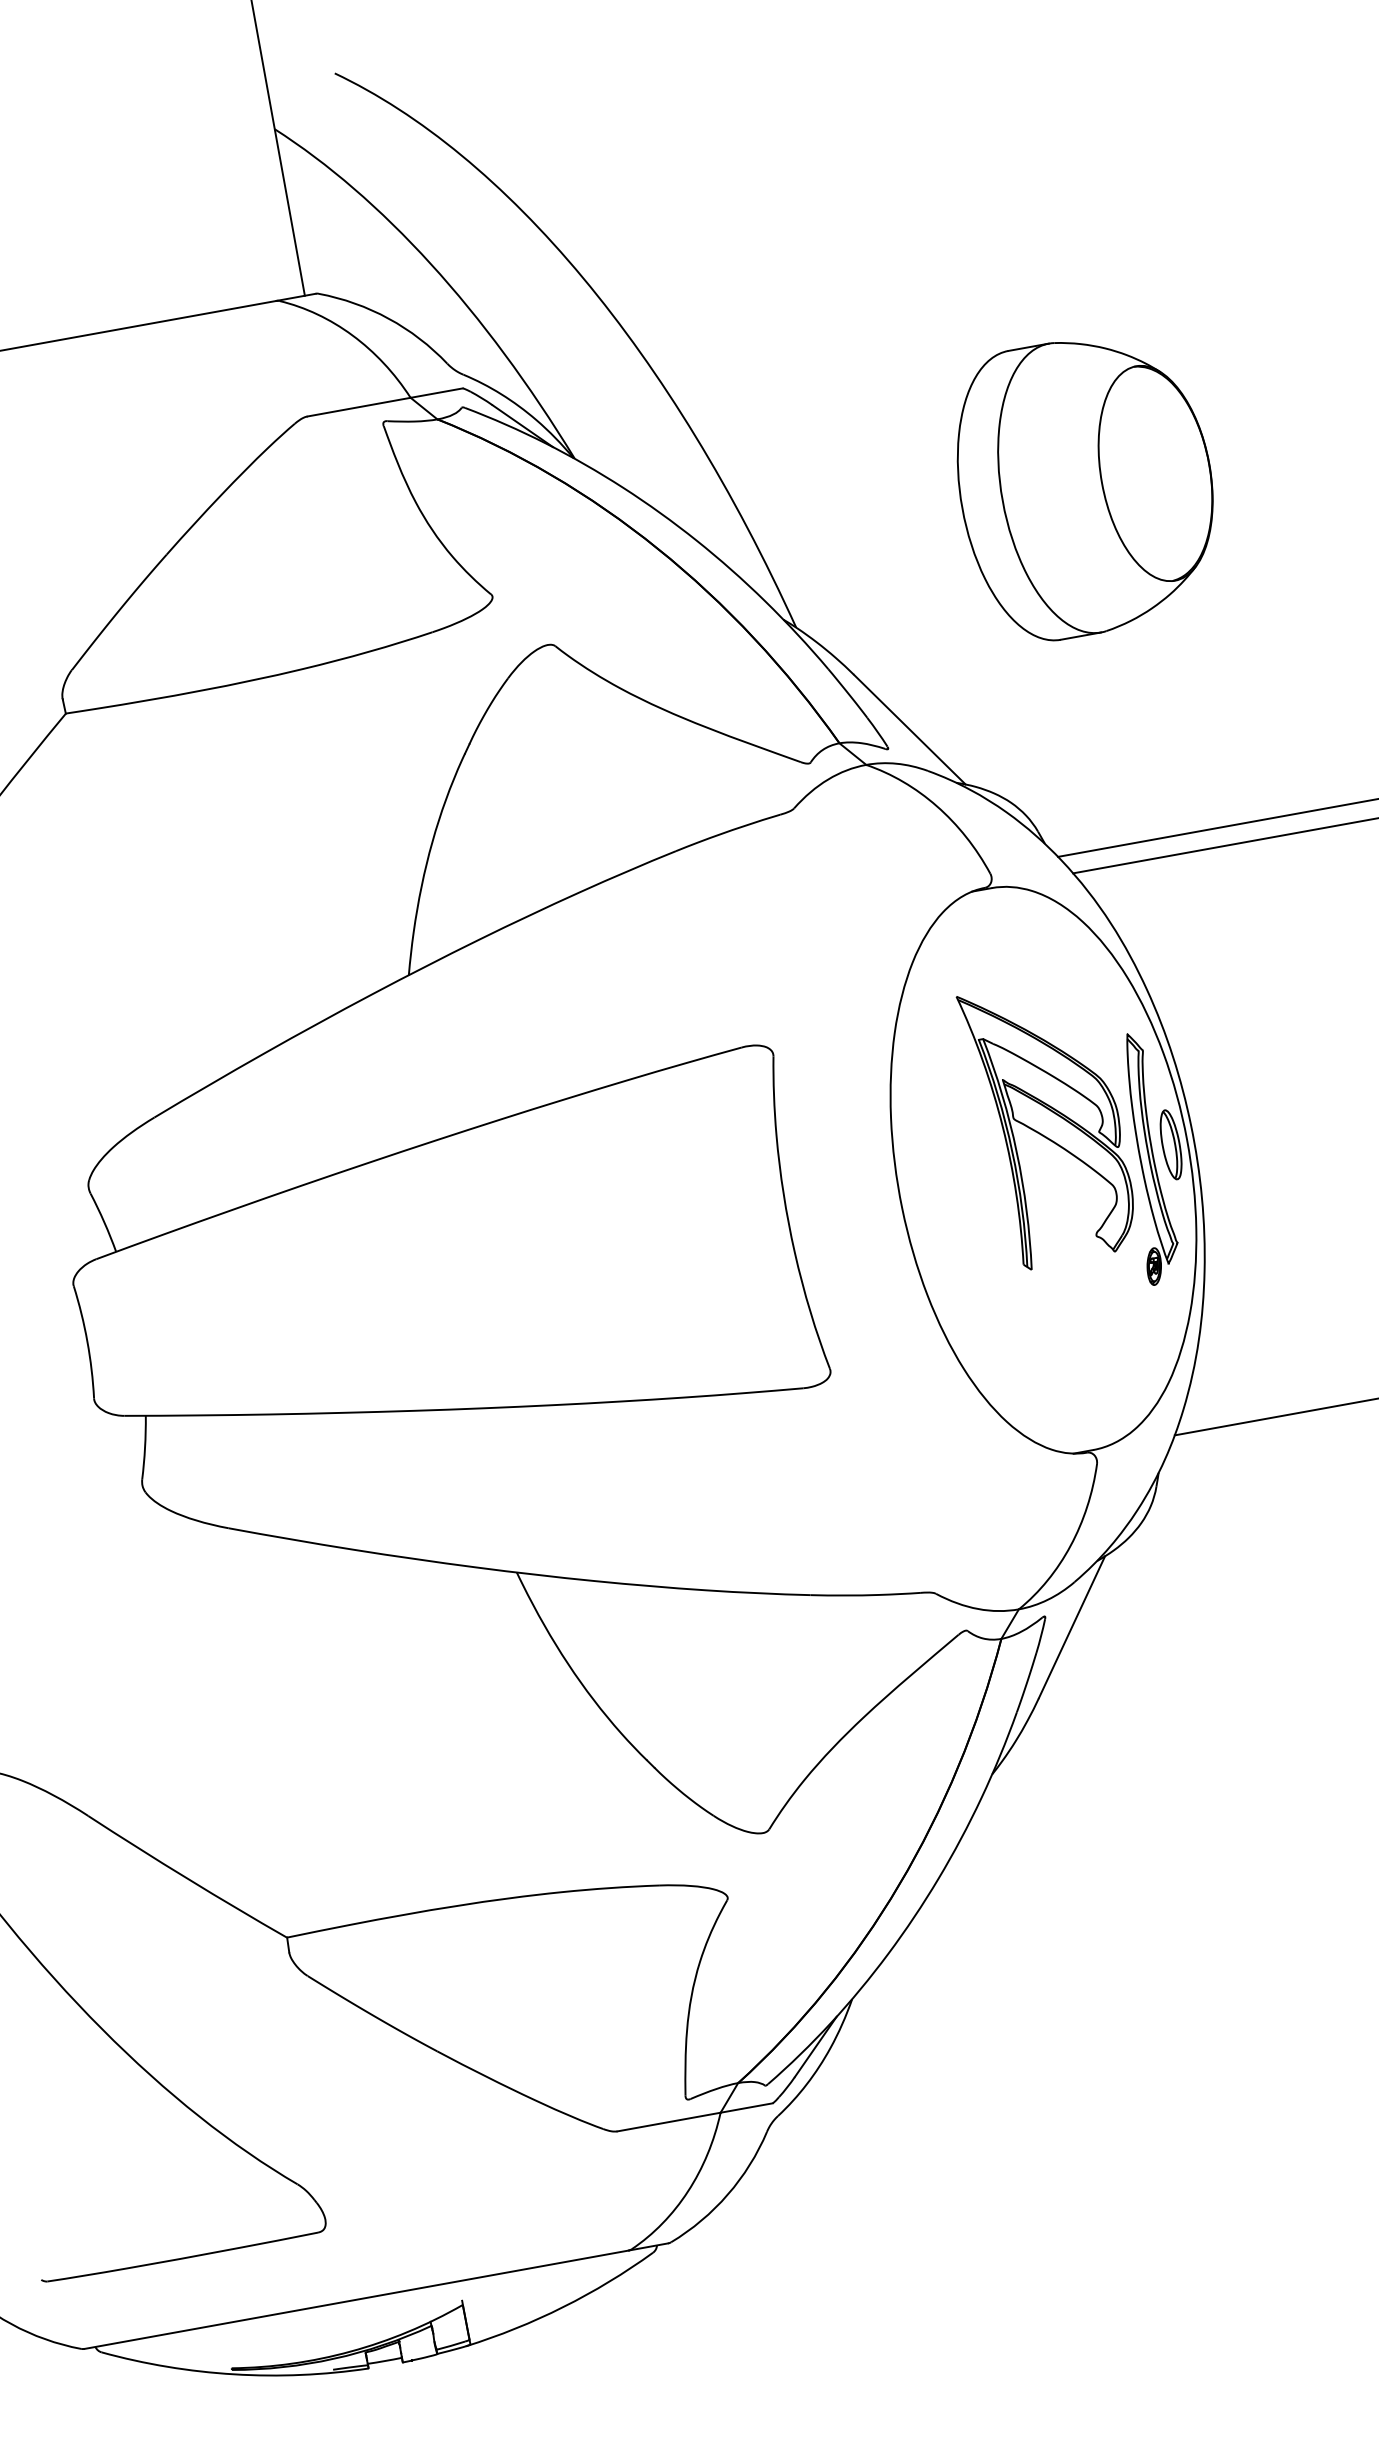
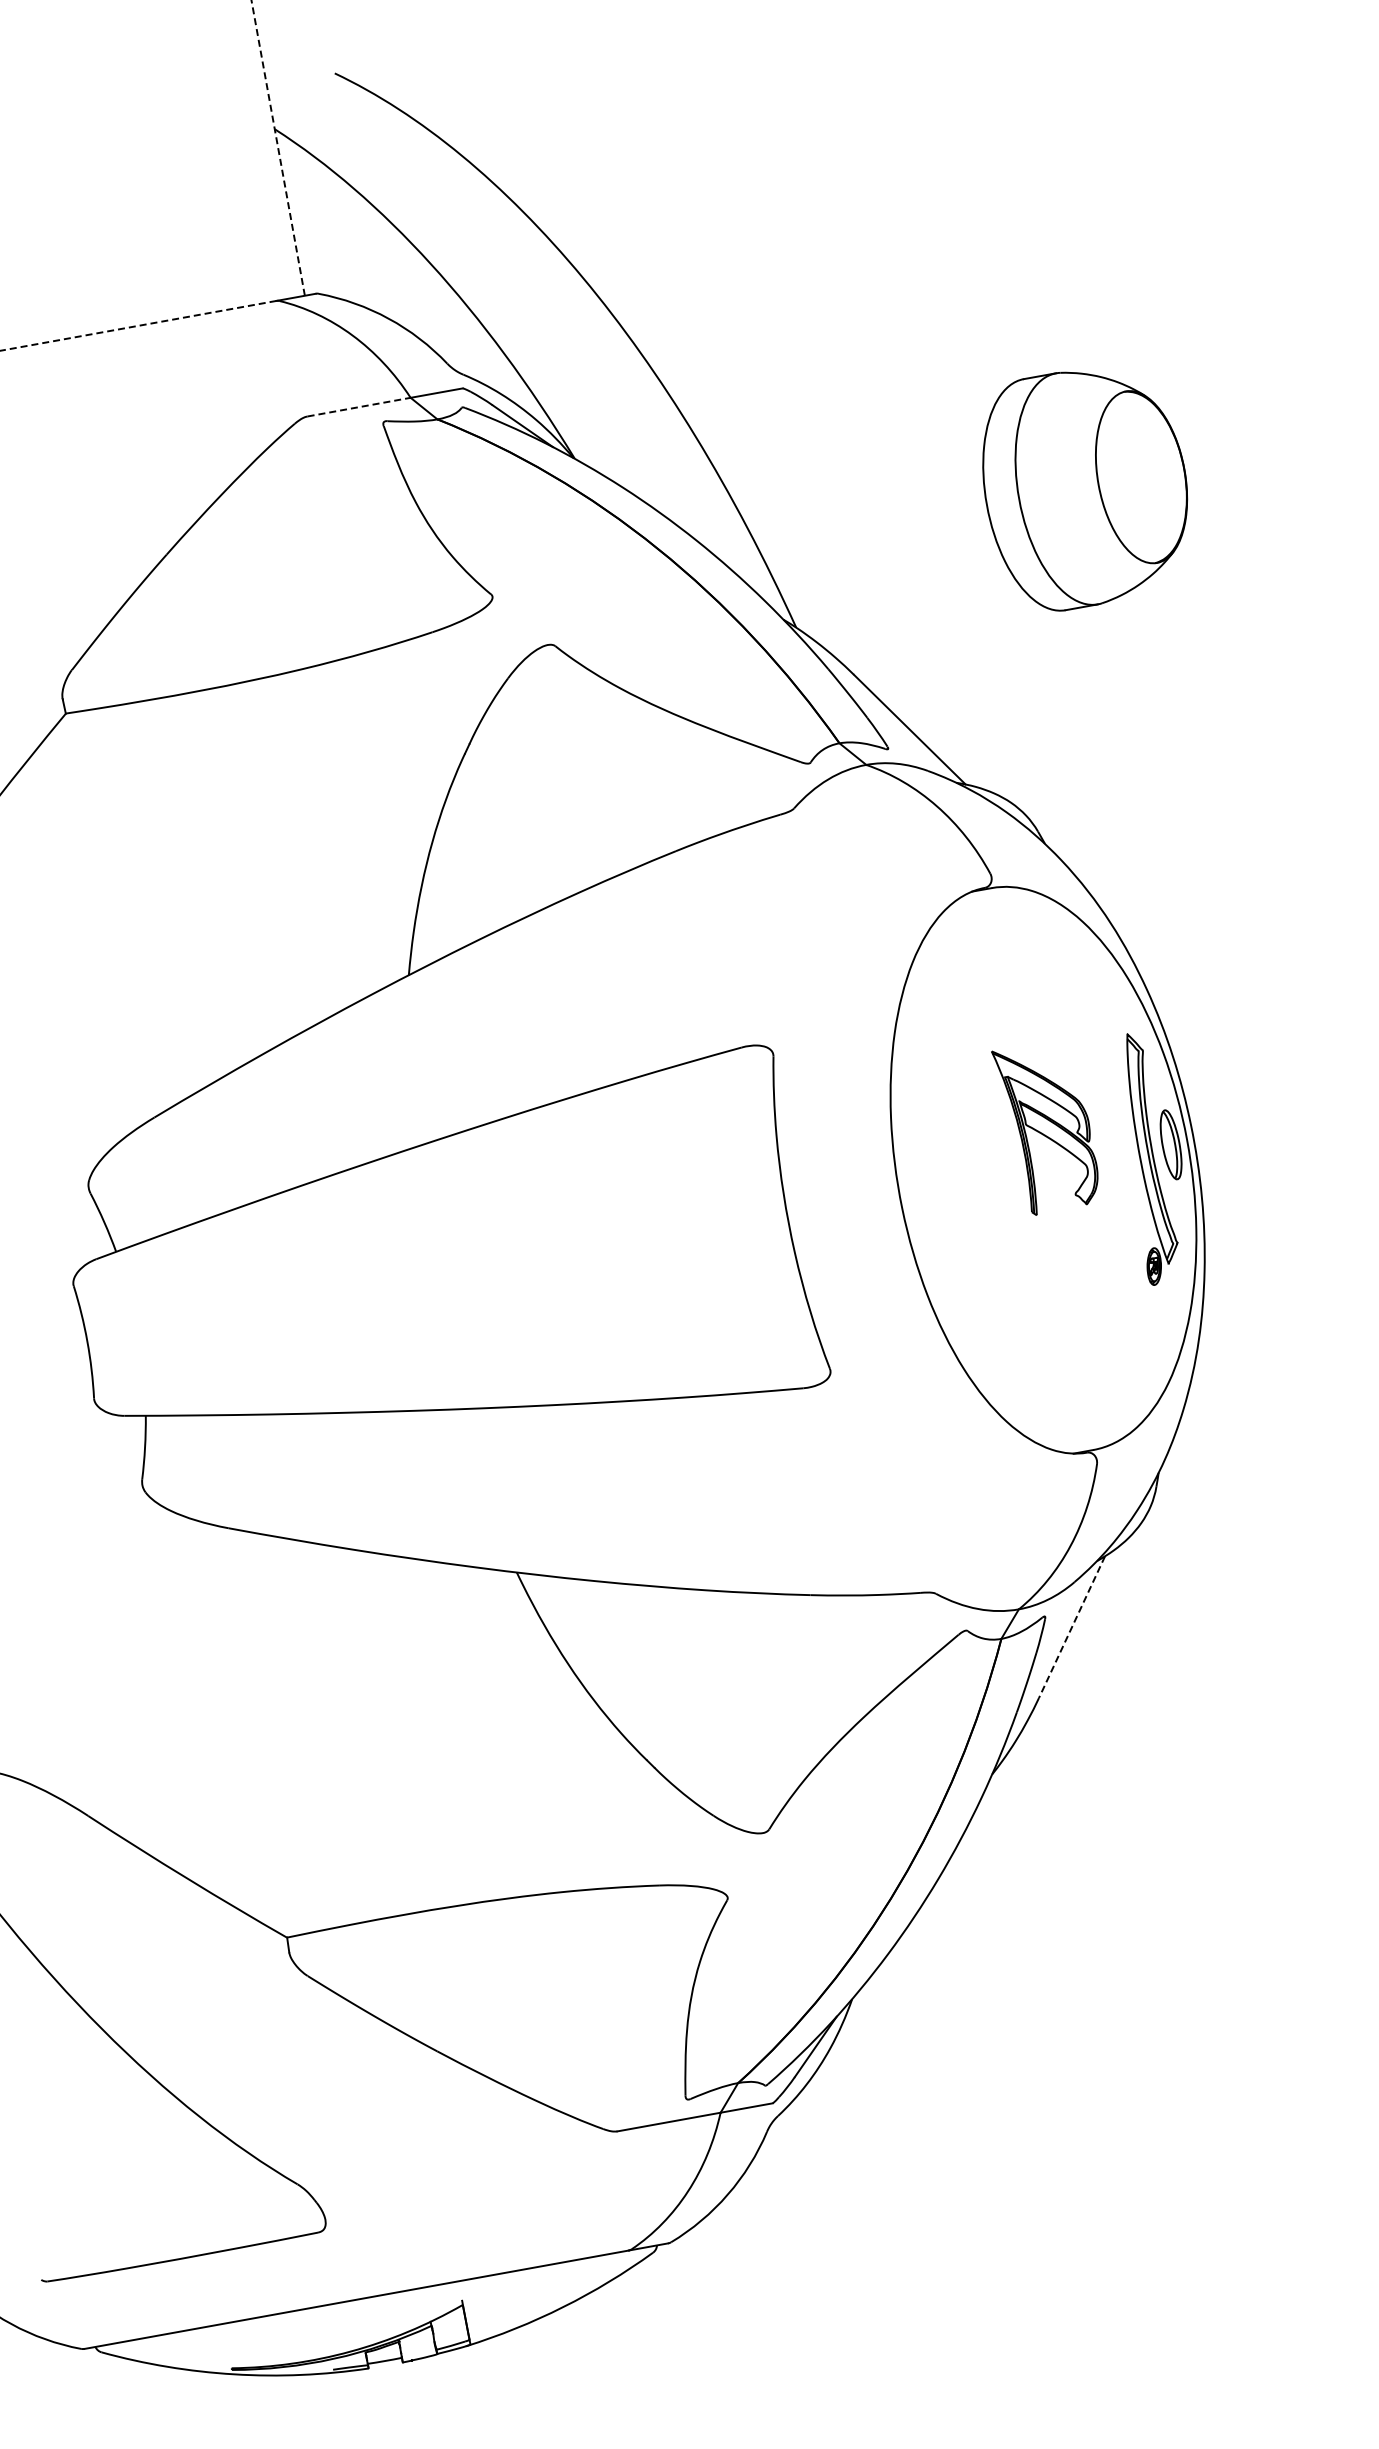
line: solid -> dashed (278, 148)
line: solid -> dashed (137, 325)
line: solid -> dashed (359, 407)
part size: 258x300 px -> 207x241 px (1085, 491)
line: present -> none (1216, 827)
line: present -> none (1224, 845)
part size: 179x275 px -> 108x166 px (1044, 1132)
line: present -> none (1274, 1417)
line: solid -> dashed (1071, 1627)
